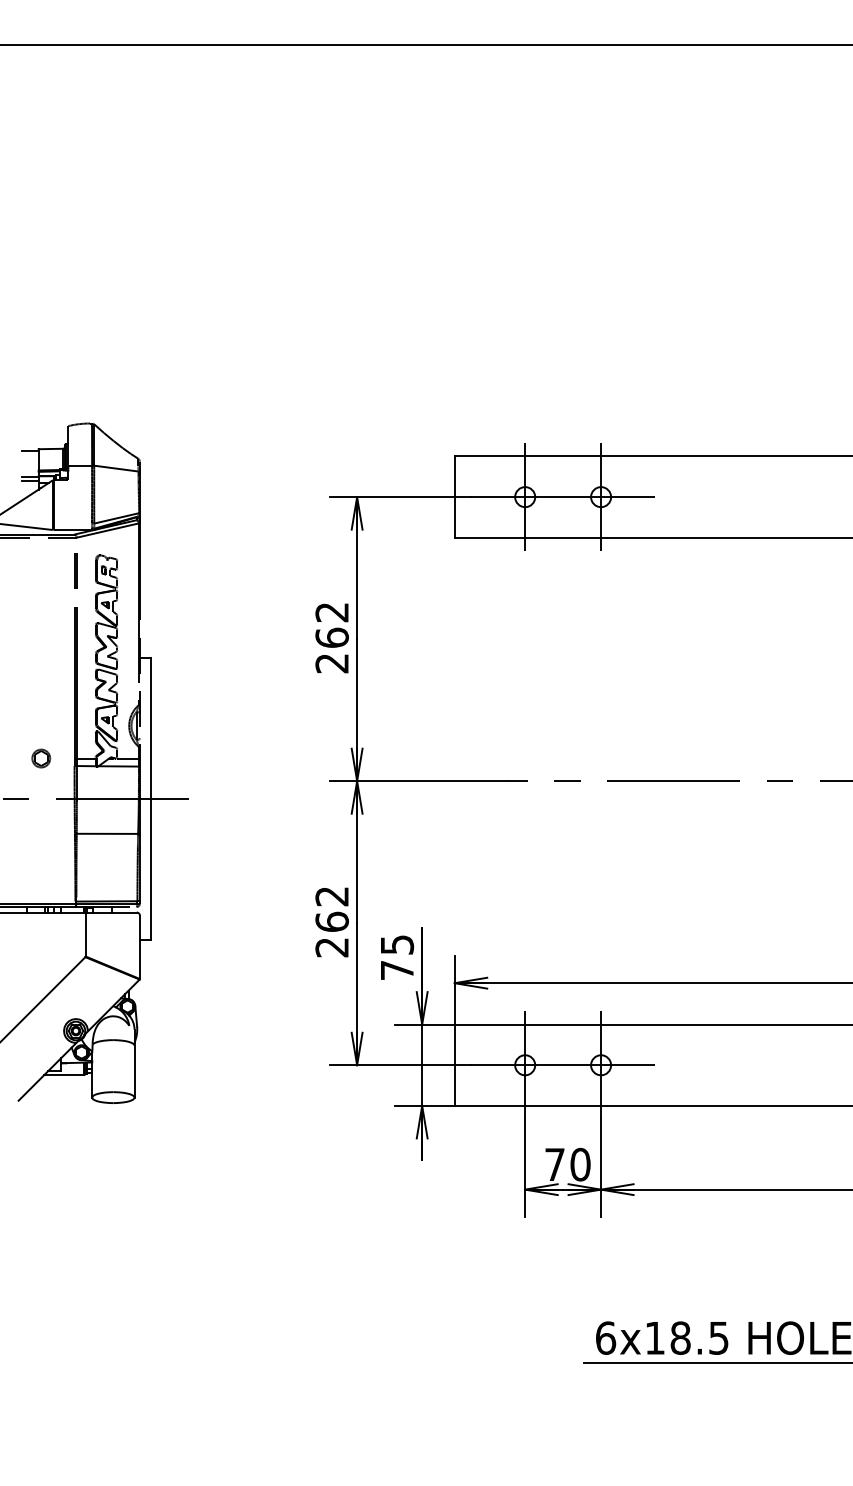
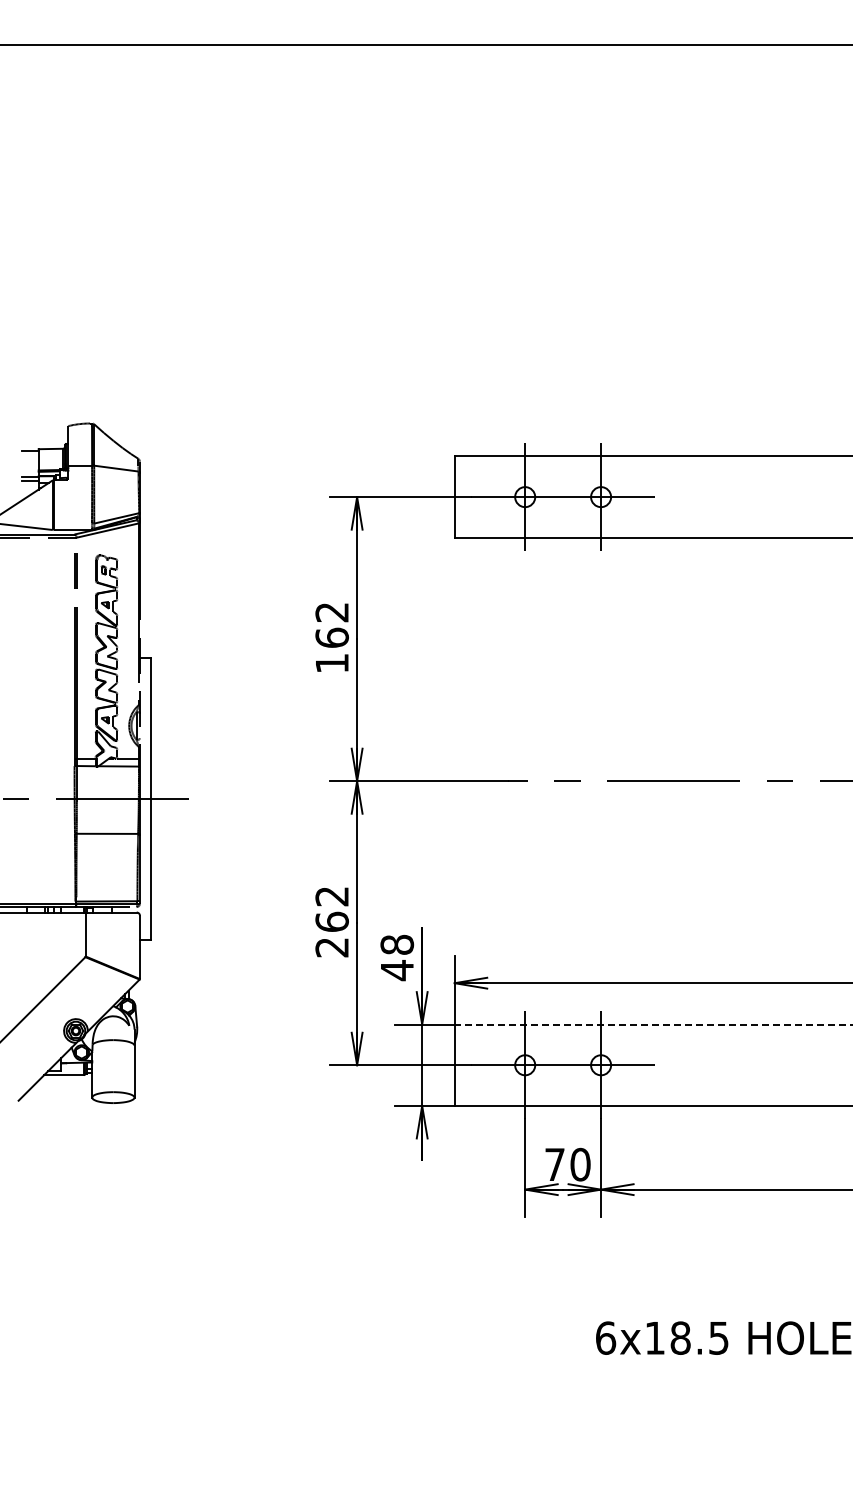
text: 262 -> 162 (331, 663)
part: present -> none (41, 758)
text: 75 -> 48 (397, 957)
line: solid -> dashed (653, 1024)
line: present -> none (716, 1363)
